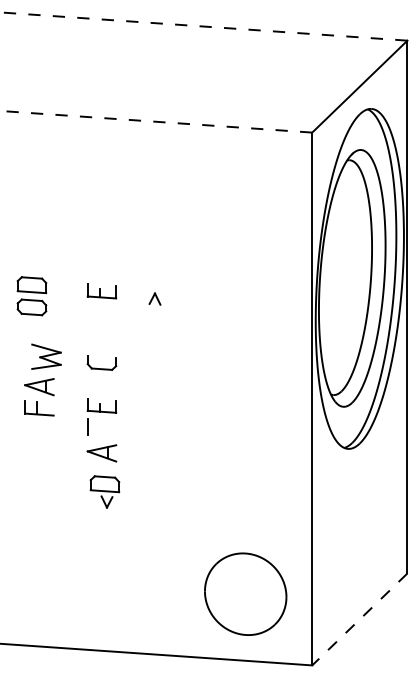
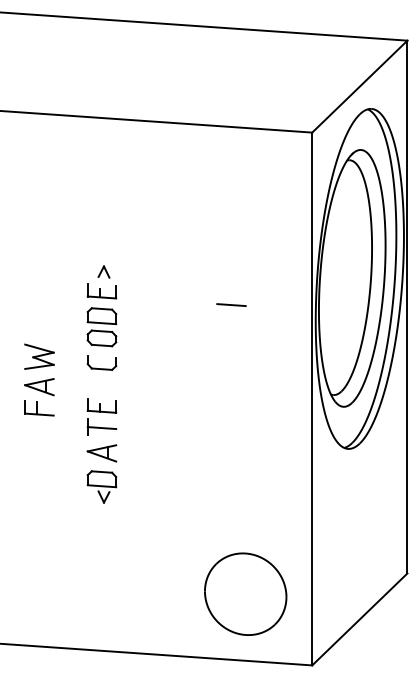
line: dashed -> solid (204, 26)
line: dashed -> solid (155, 121)
part position: (31, 296) -> (101, 327) (101, 327)
part position: (154, 298) -> (103, 271) (103, 271)
line: none -> present (231, 305)
part position: (46, 356) -> (39, 356) (39, 356)
line: none -> present (101, 428)
part position: (104, 491) -> (101, 486) (101, 486)
line: dashed -> solid (359, 619)
